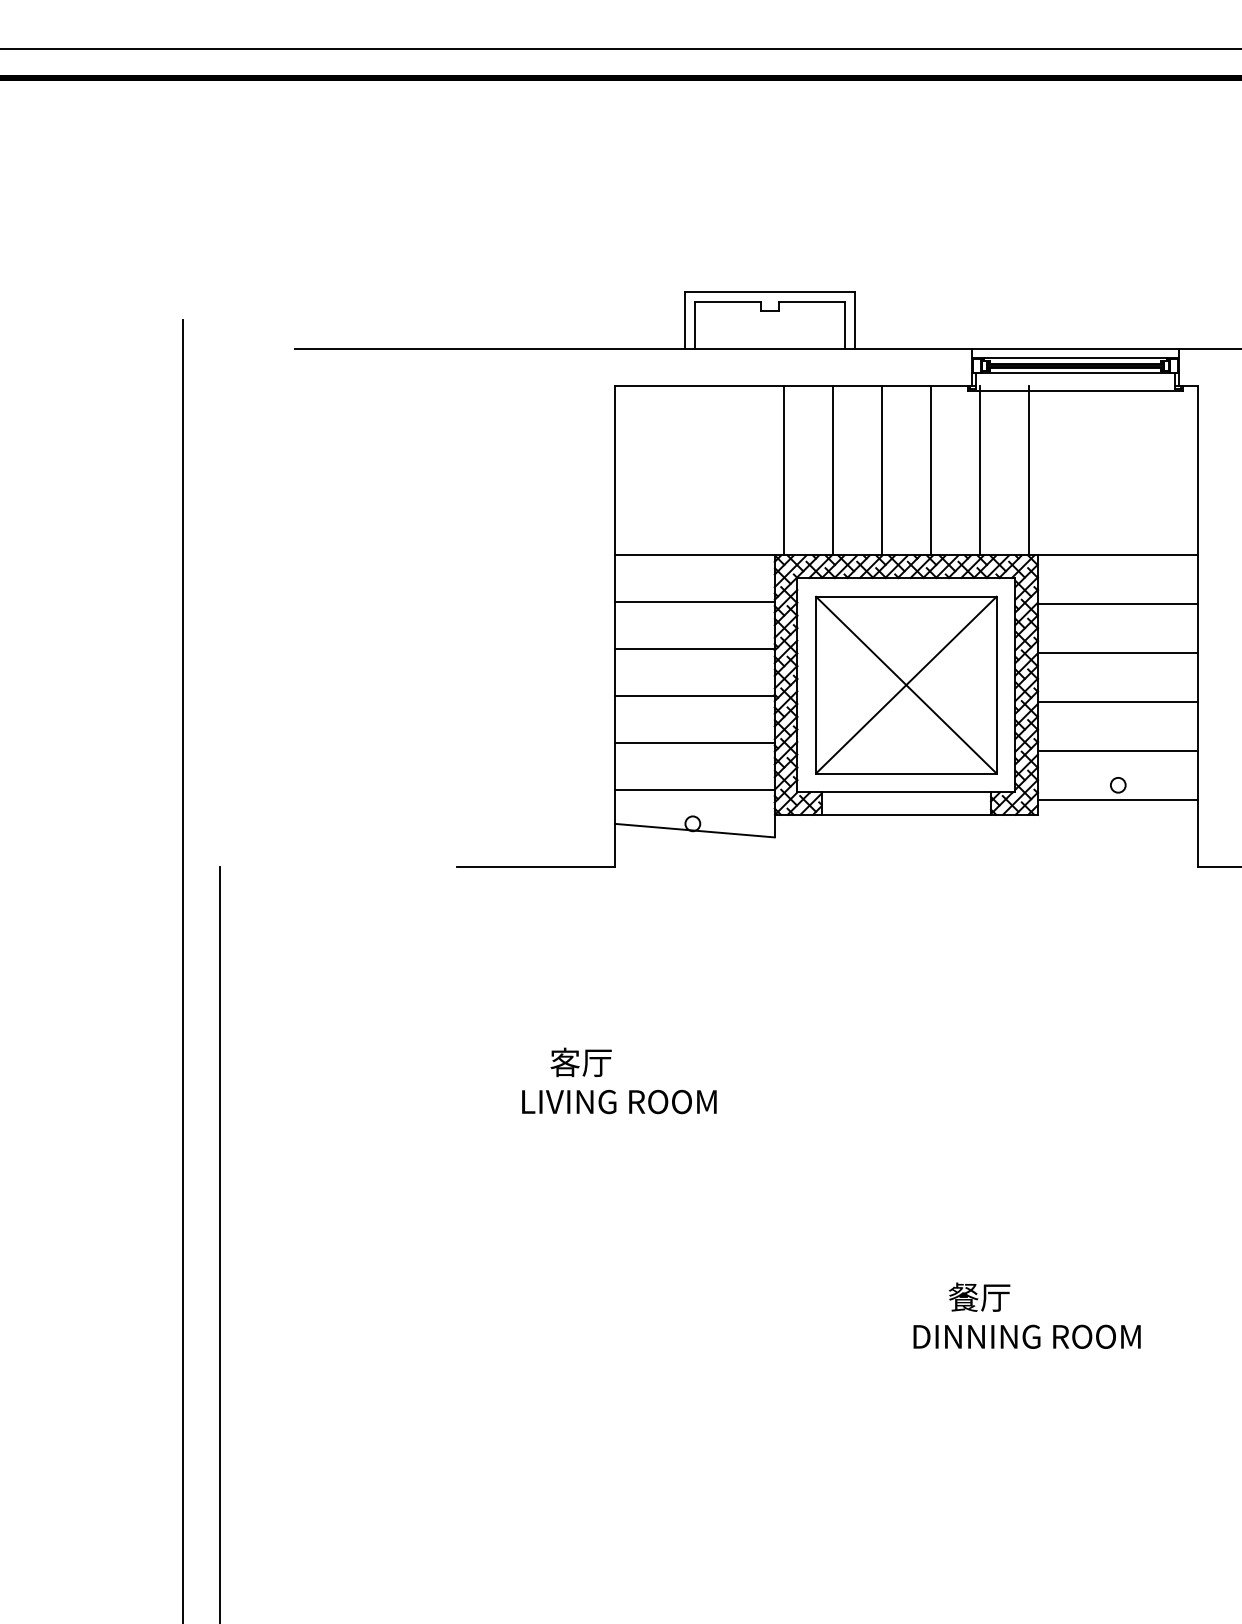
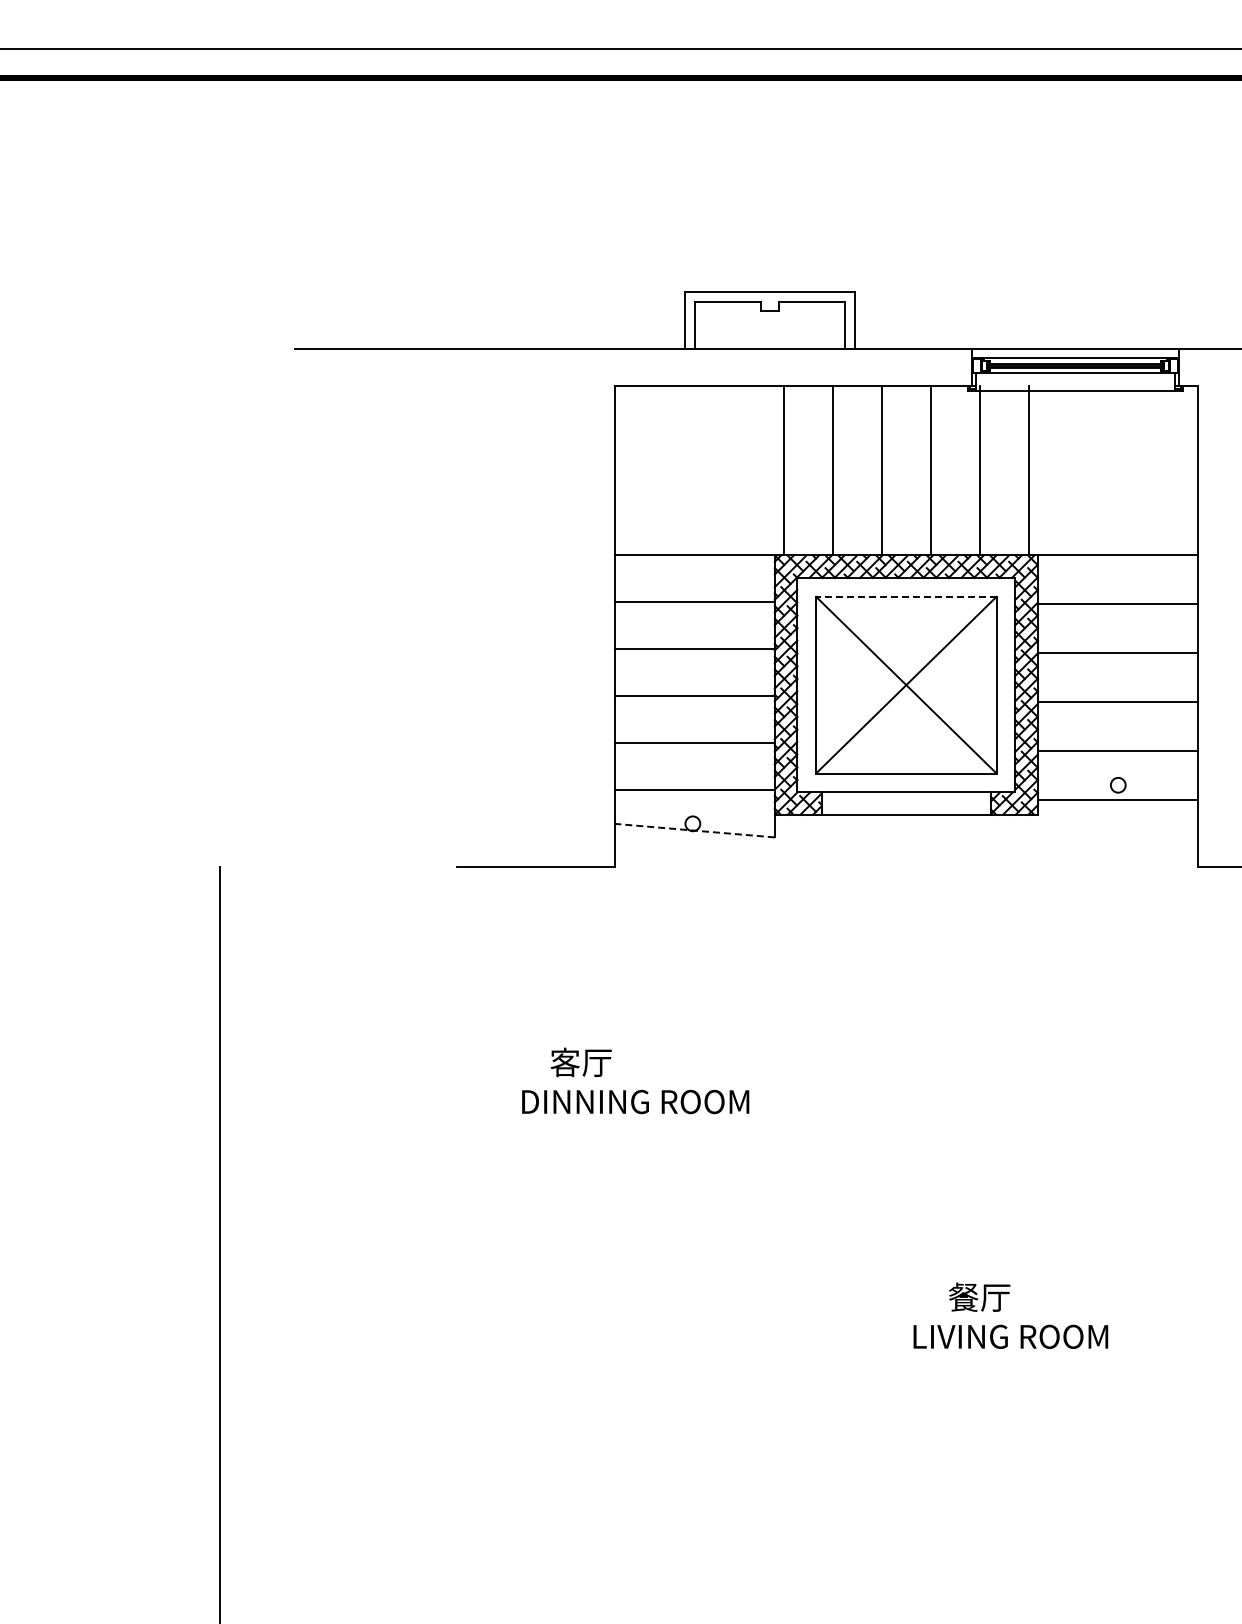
line: solid -> dashed (905, 596)
line: solid -> dashed (694, 830)
line: present -> none (182, 970)
text: LIVING ROOM -> DINNING ROOM (637, 1101)
text: DINNING ROOM -> LIVING ROOM (1028, 1336)
